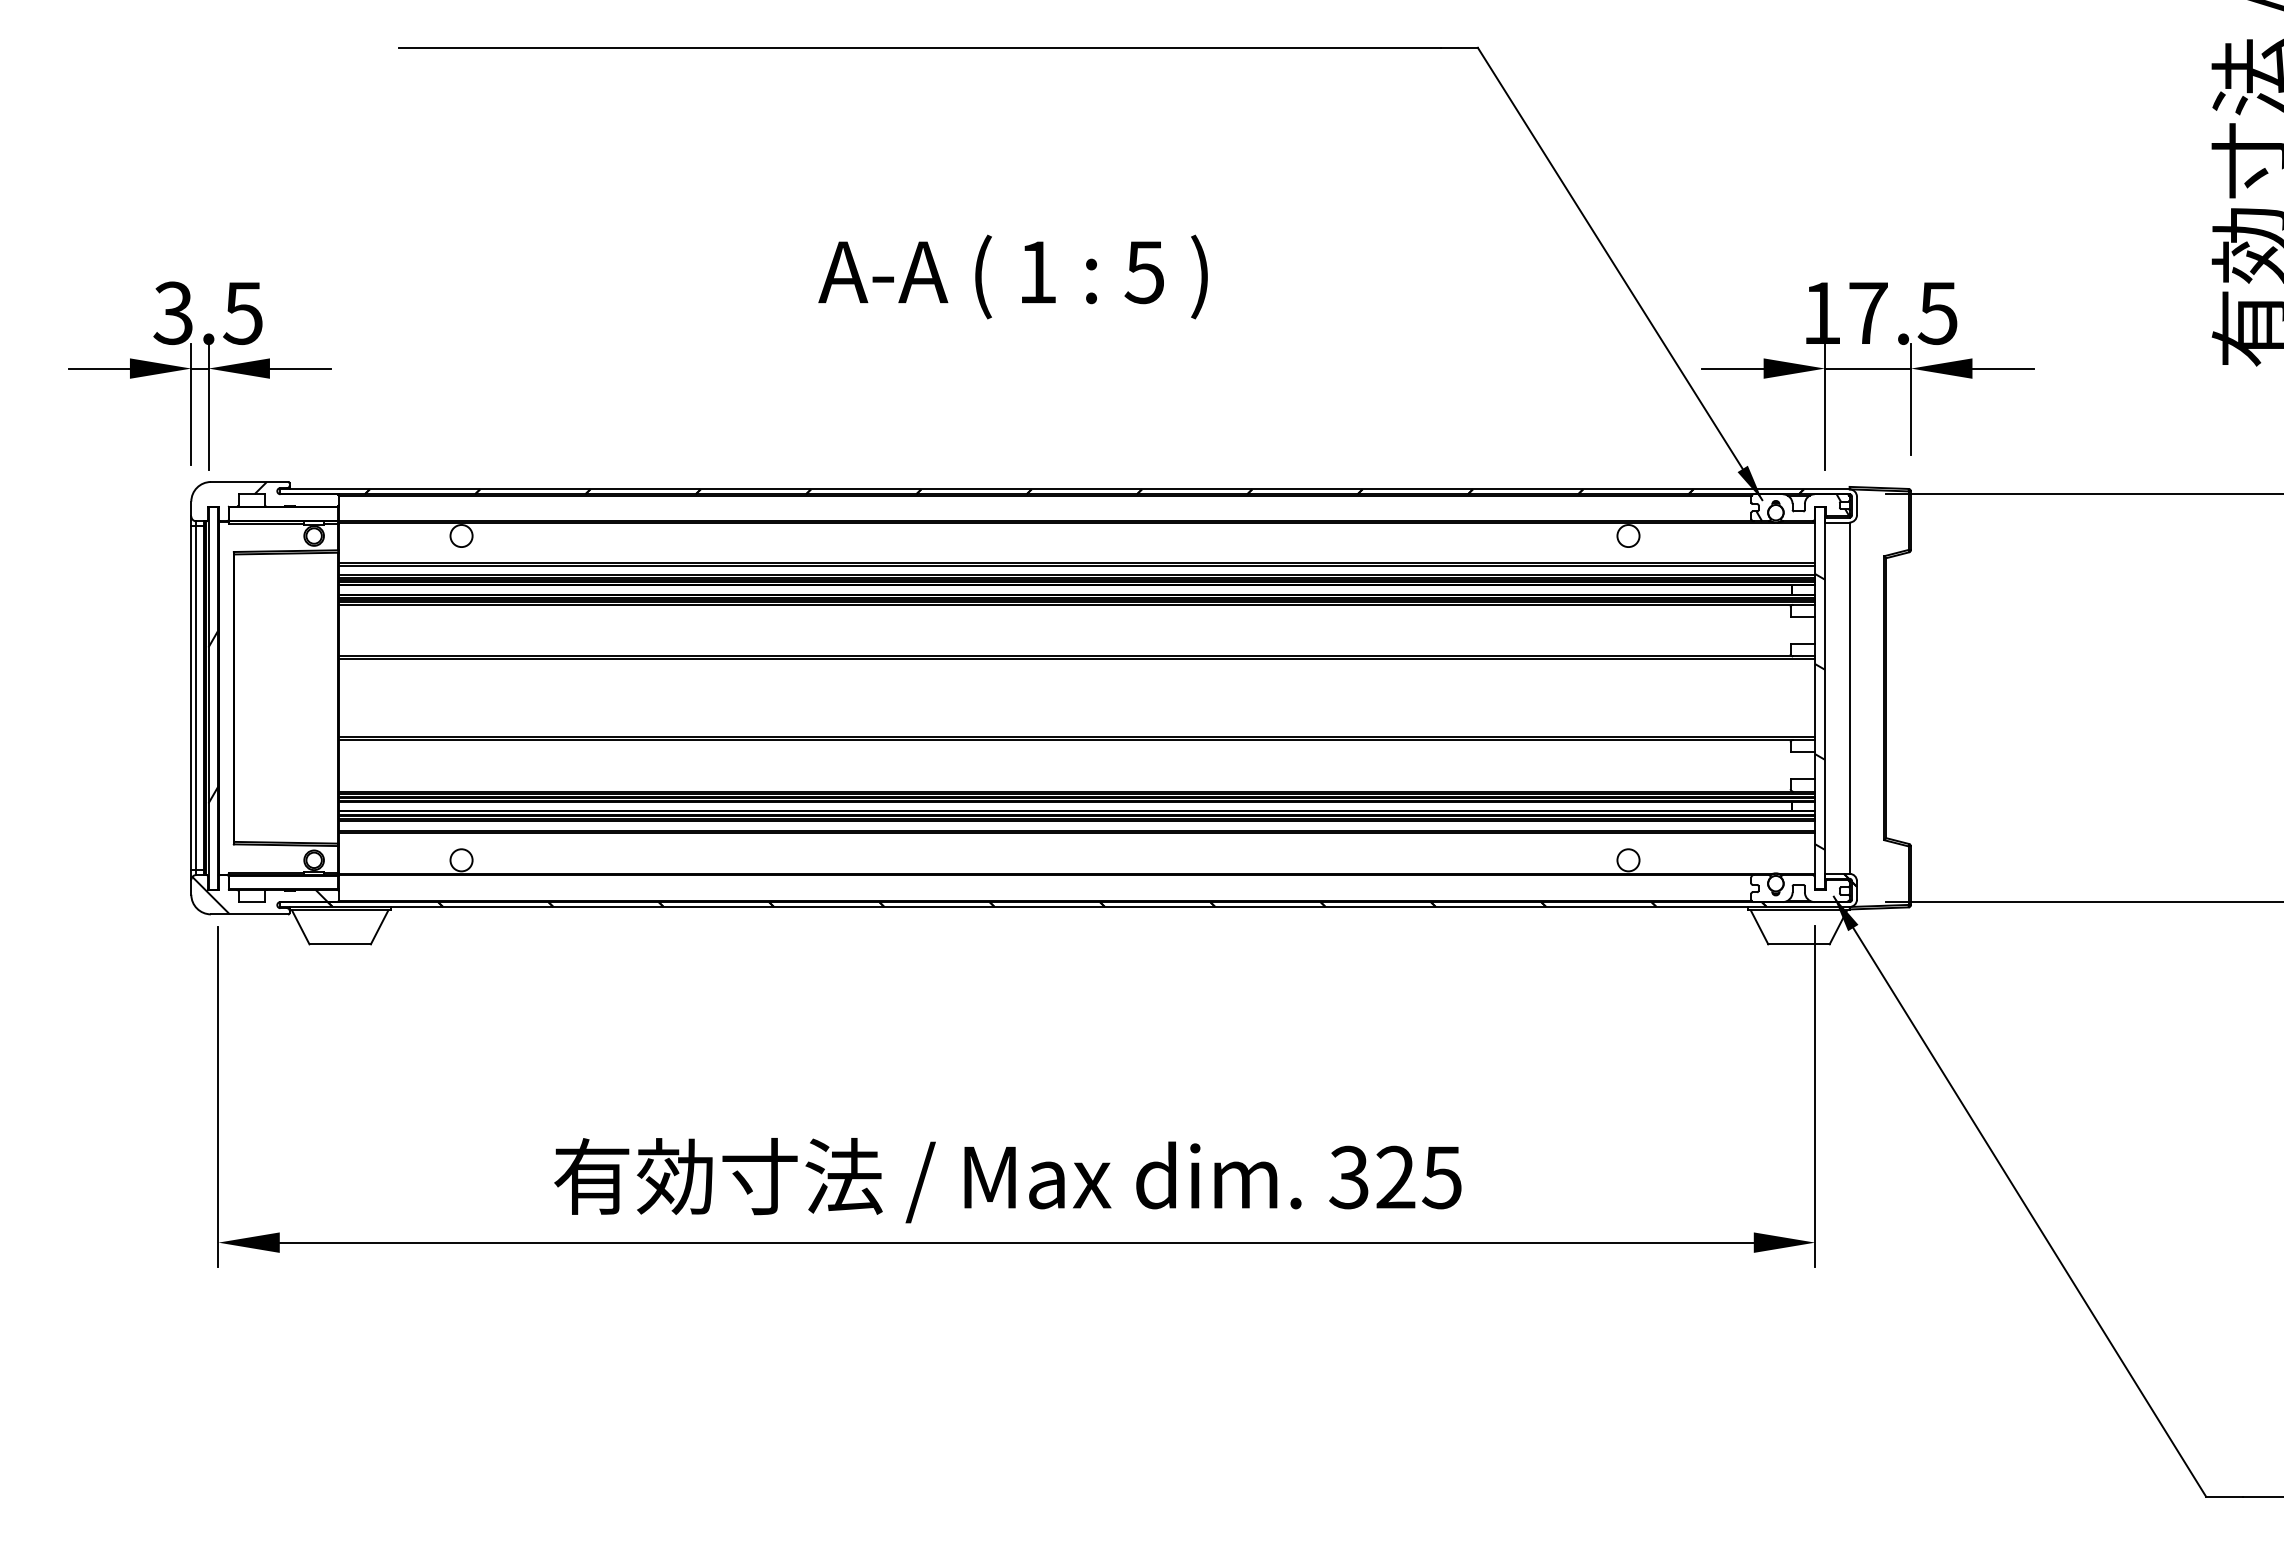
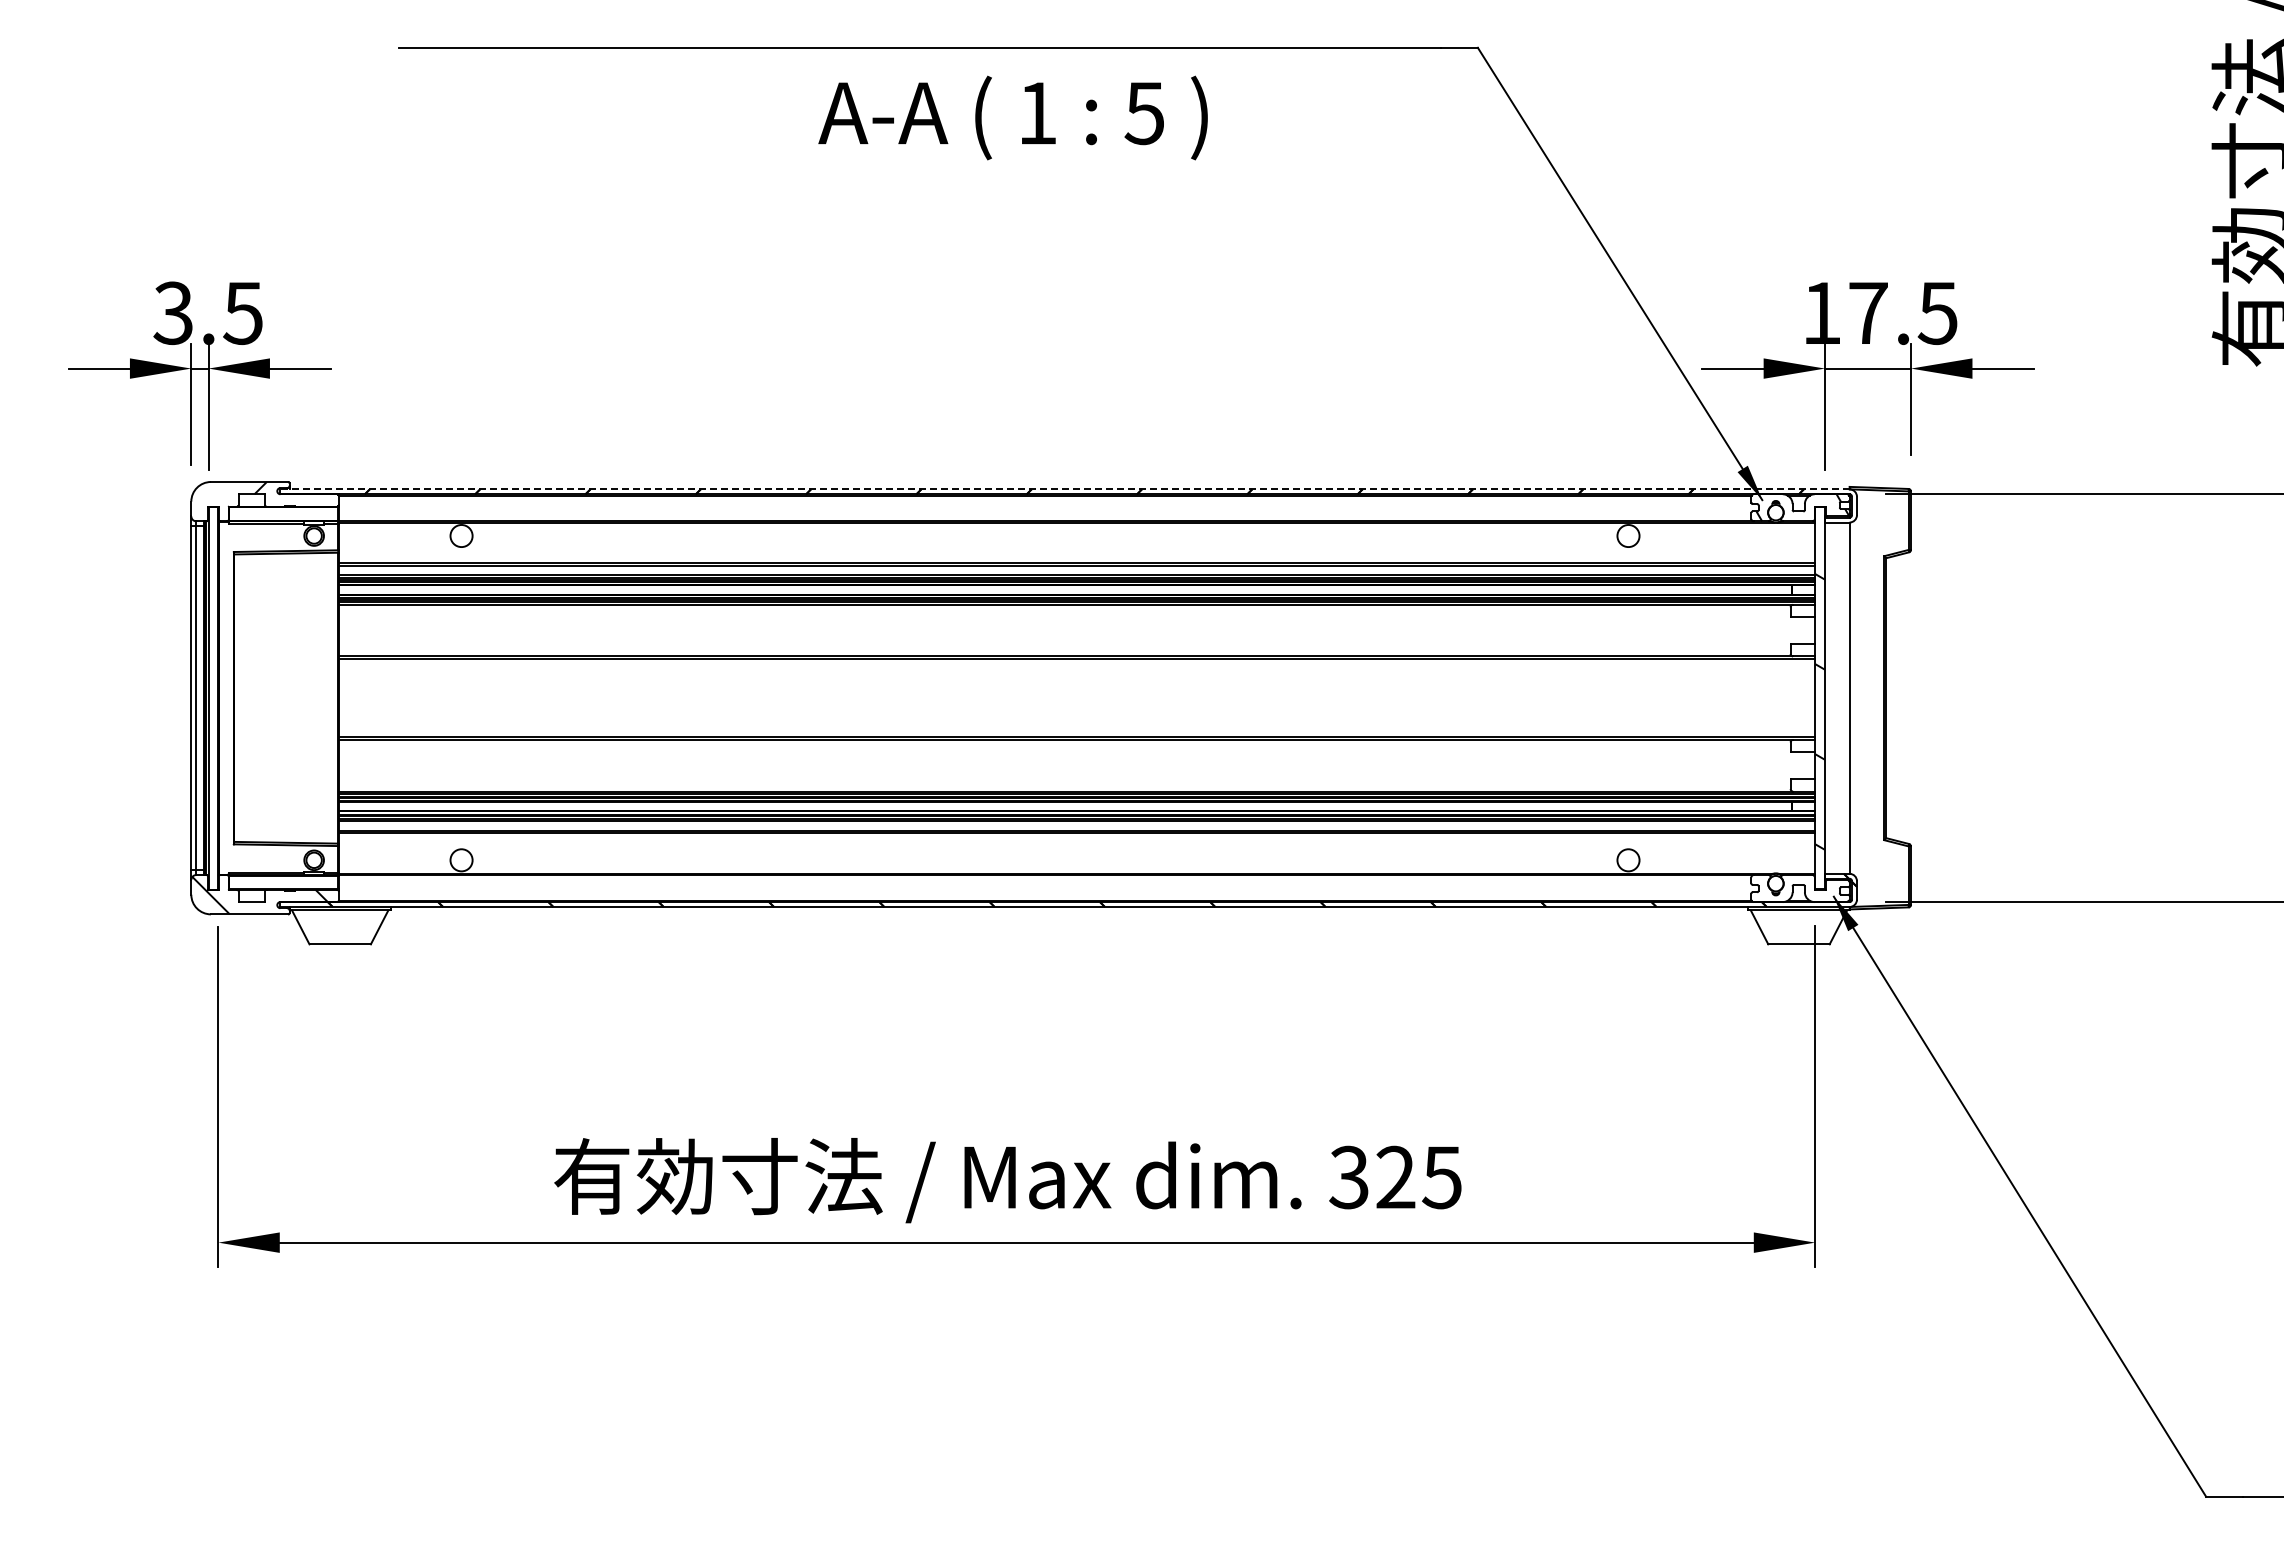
text position: (1012, 276) -> (1012, 117) (1012, 117)
line: solid -> dashed (1064, 489)
hatch: present -> none (213, 716)
